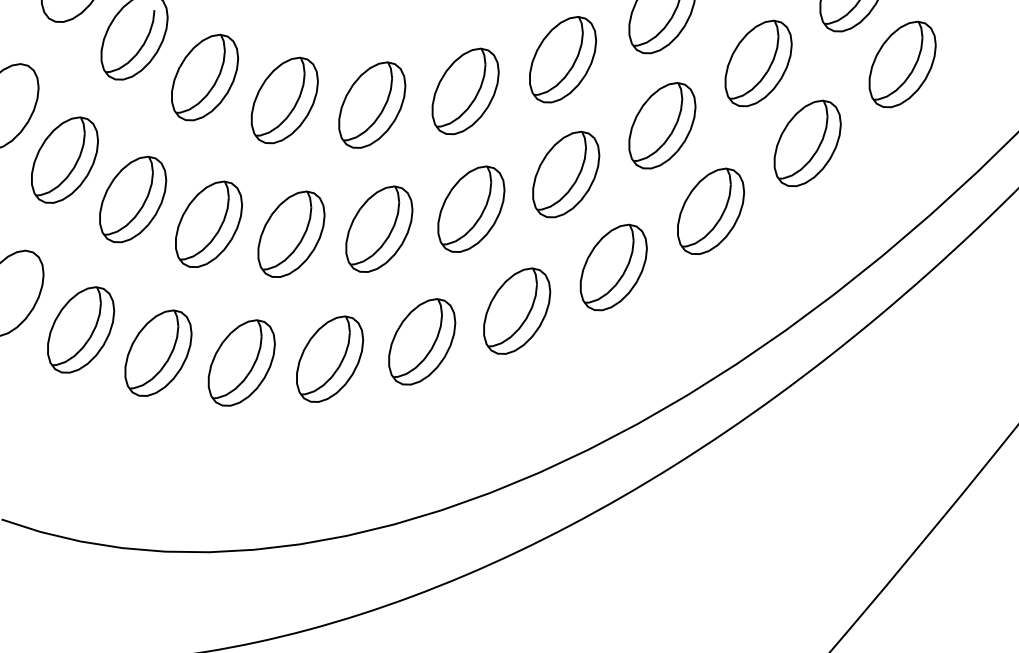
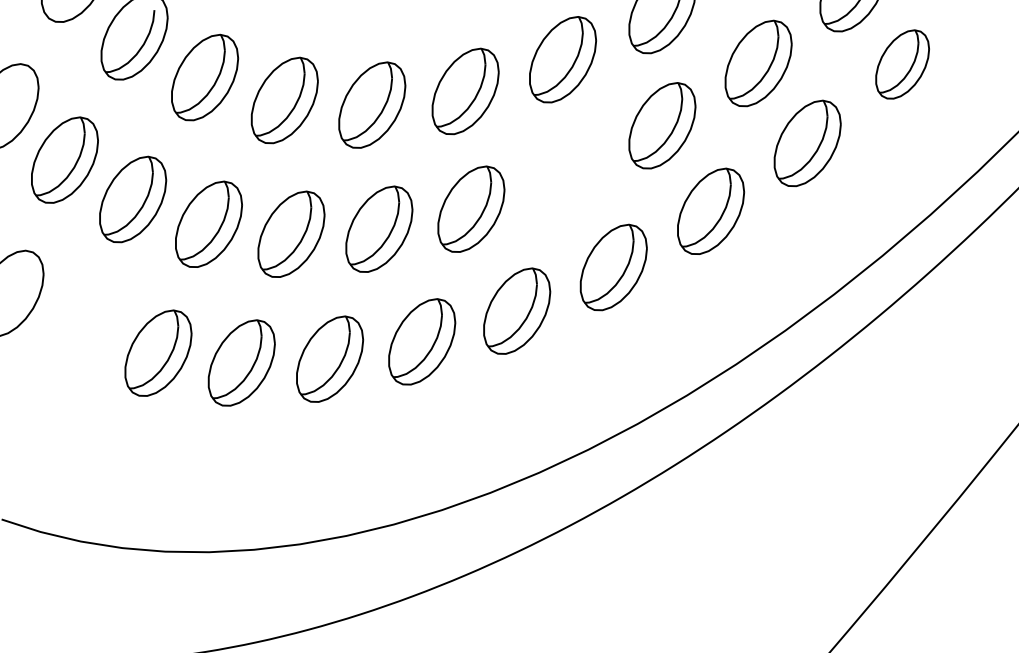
part size: 69x89 px -> 55x71 px (902, 64)
part: present -> none (566, 174)
part: present -> none (81, 329)
